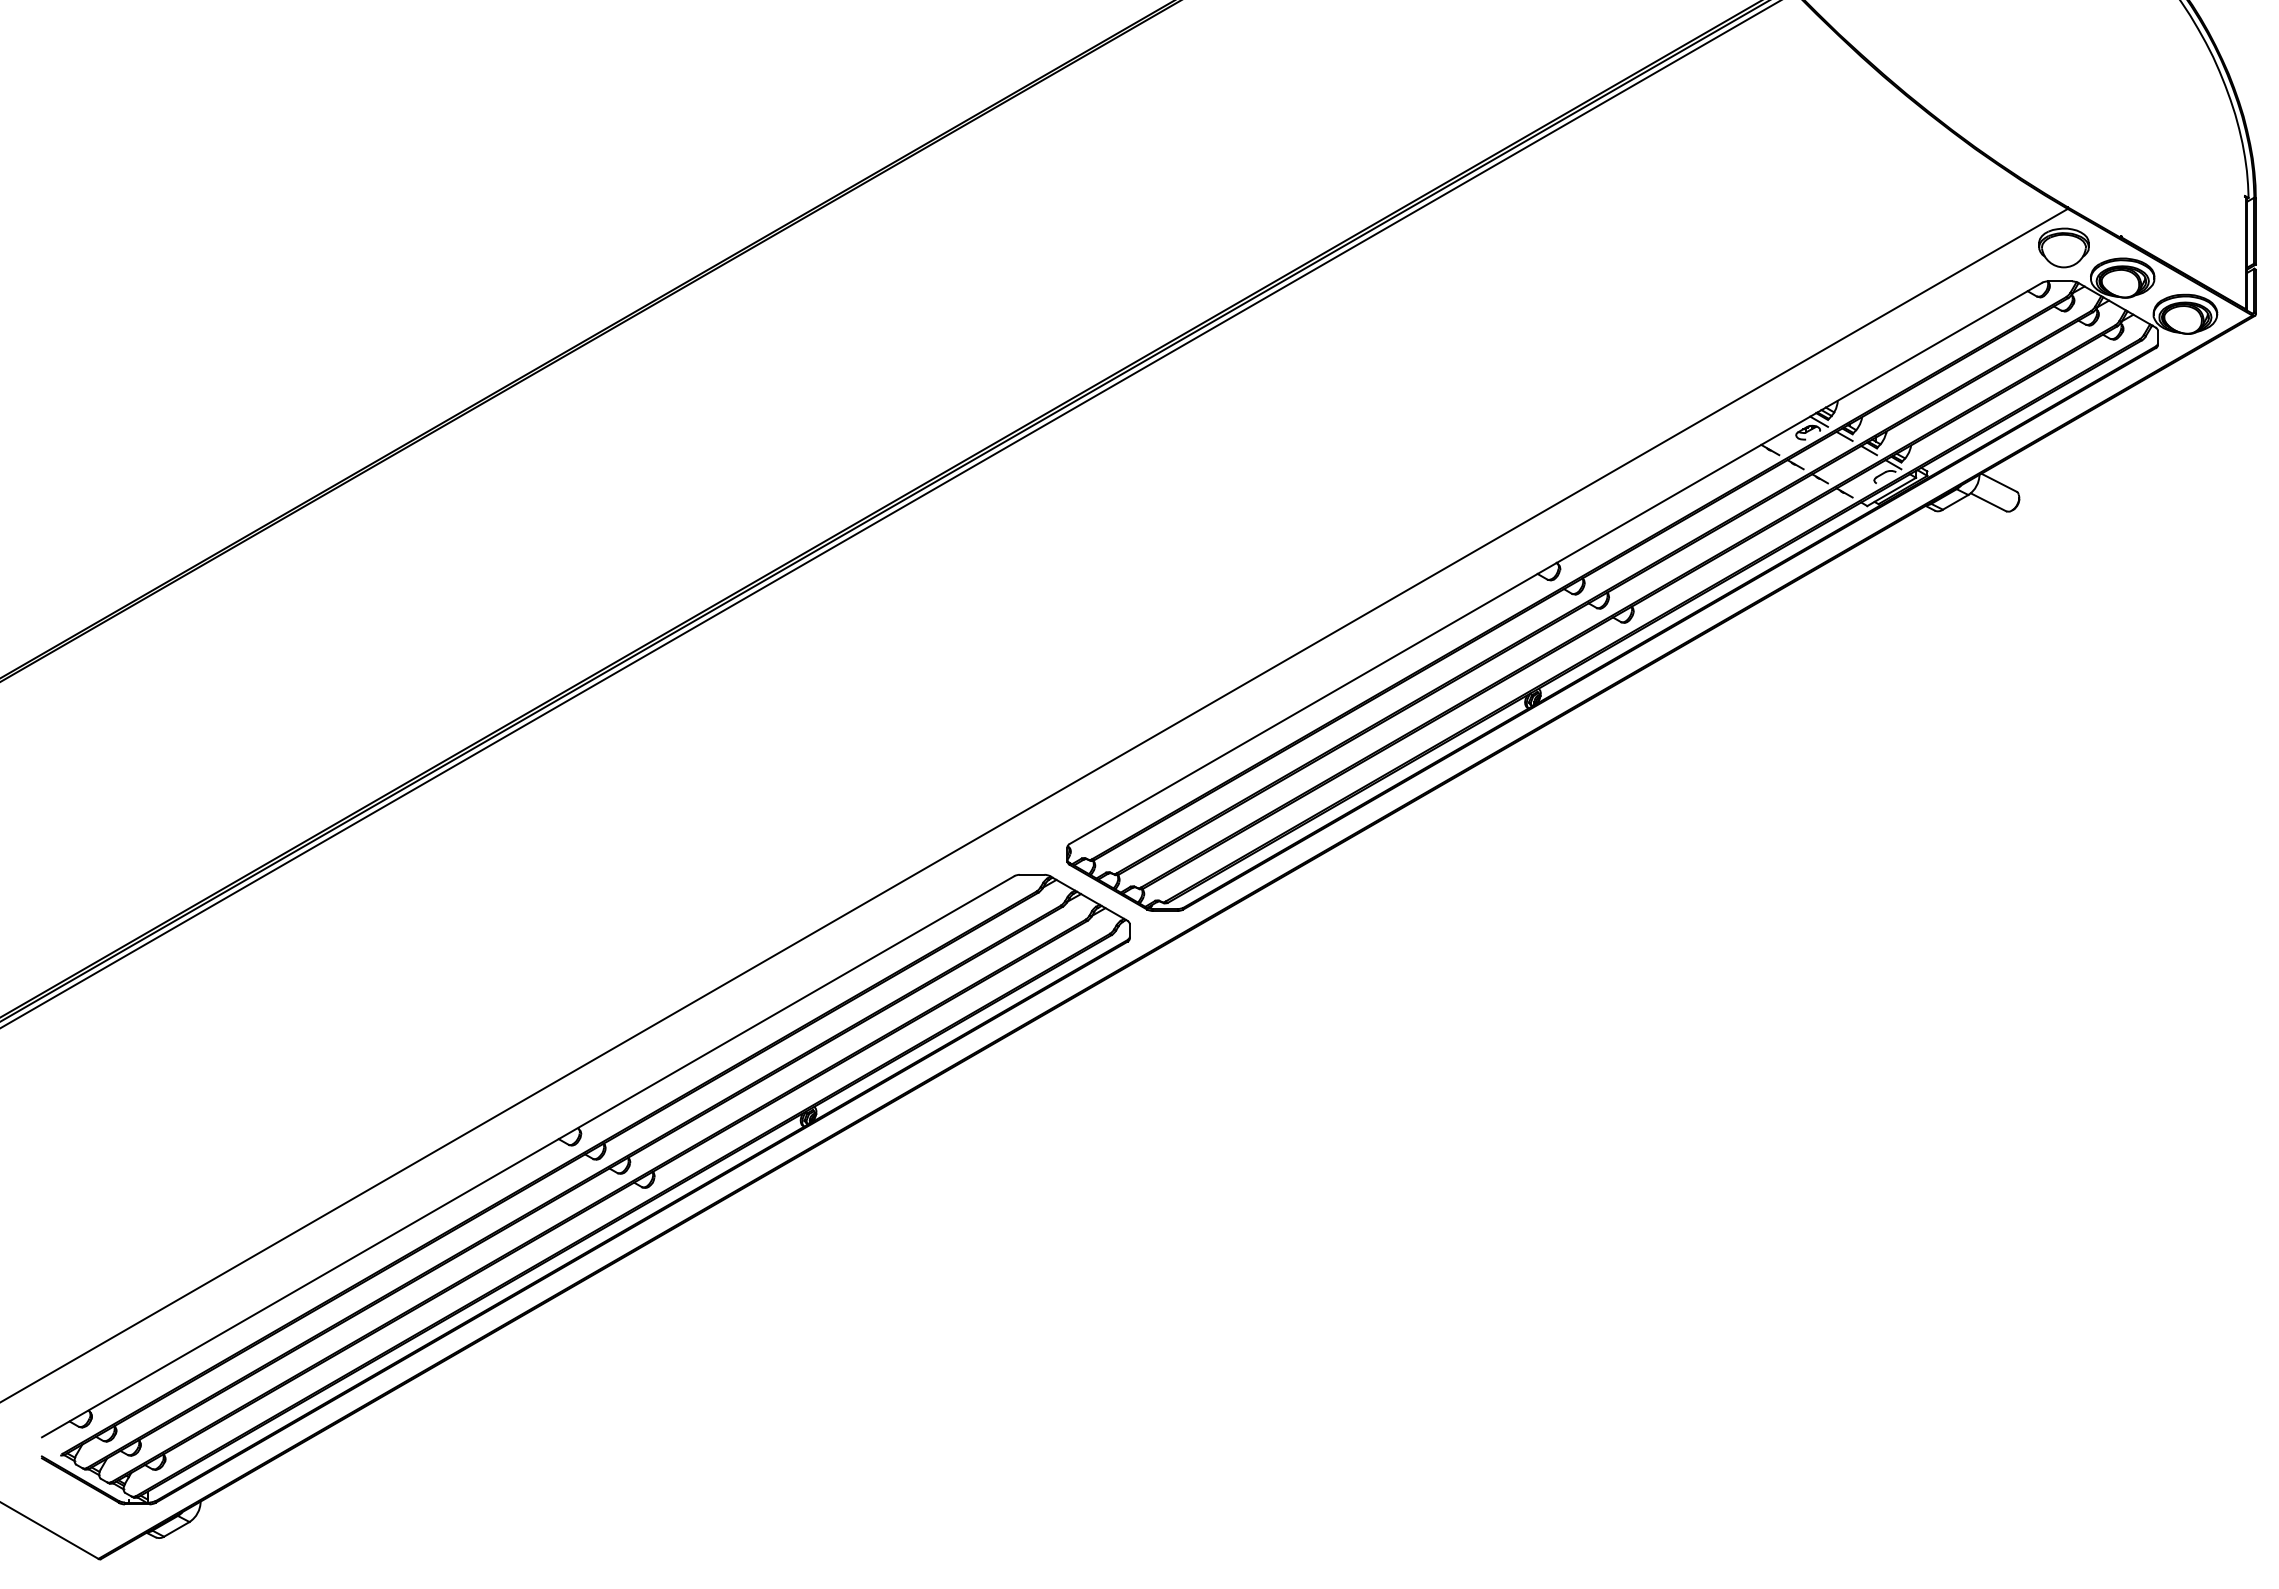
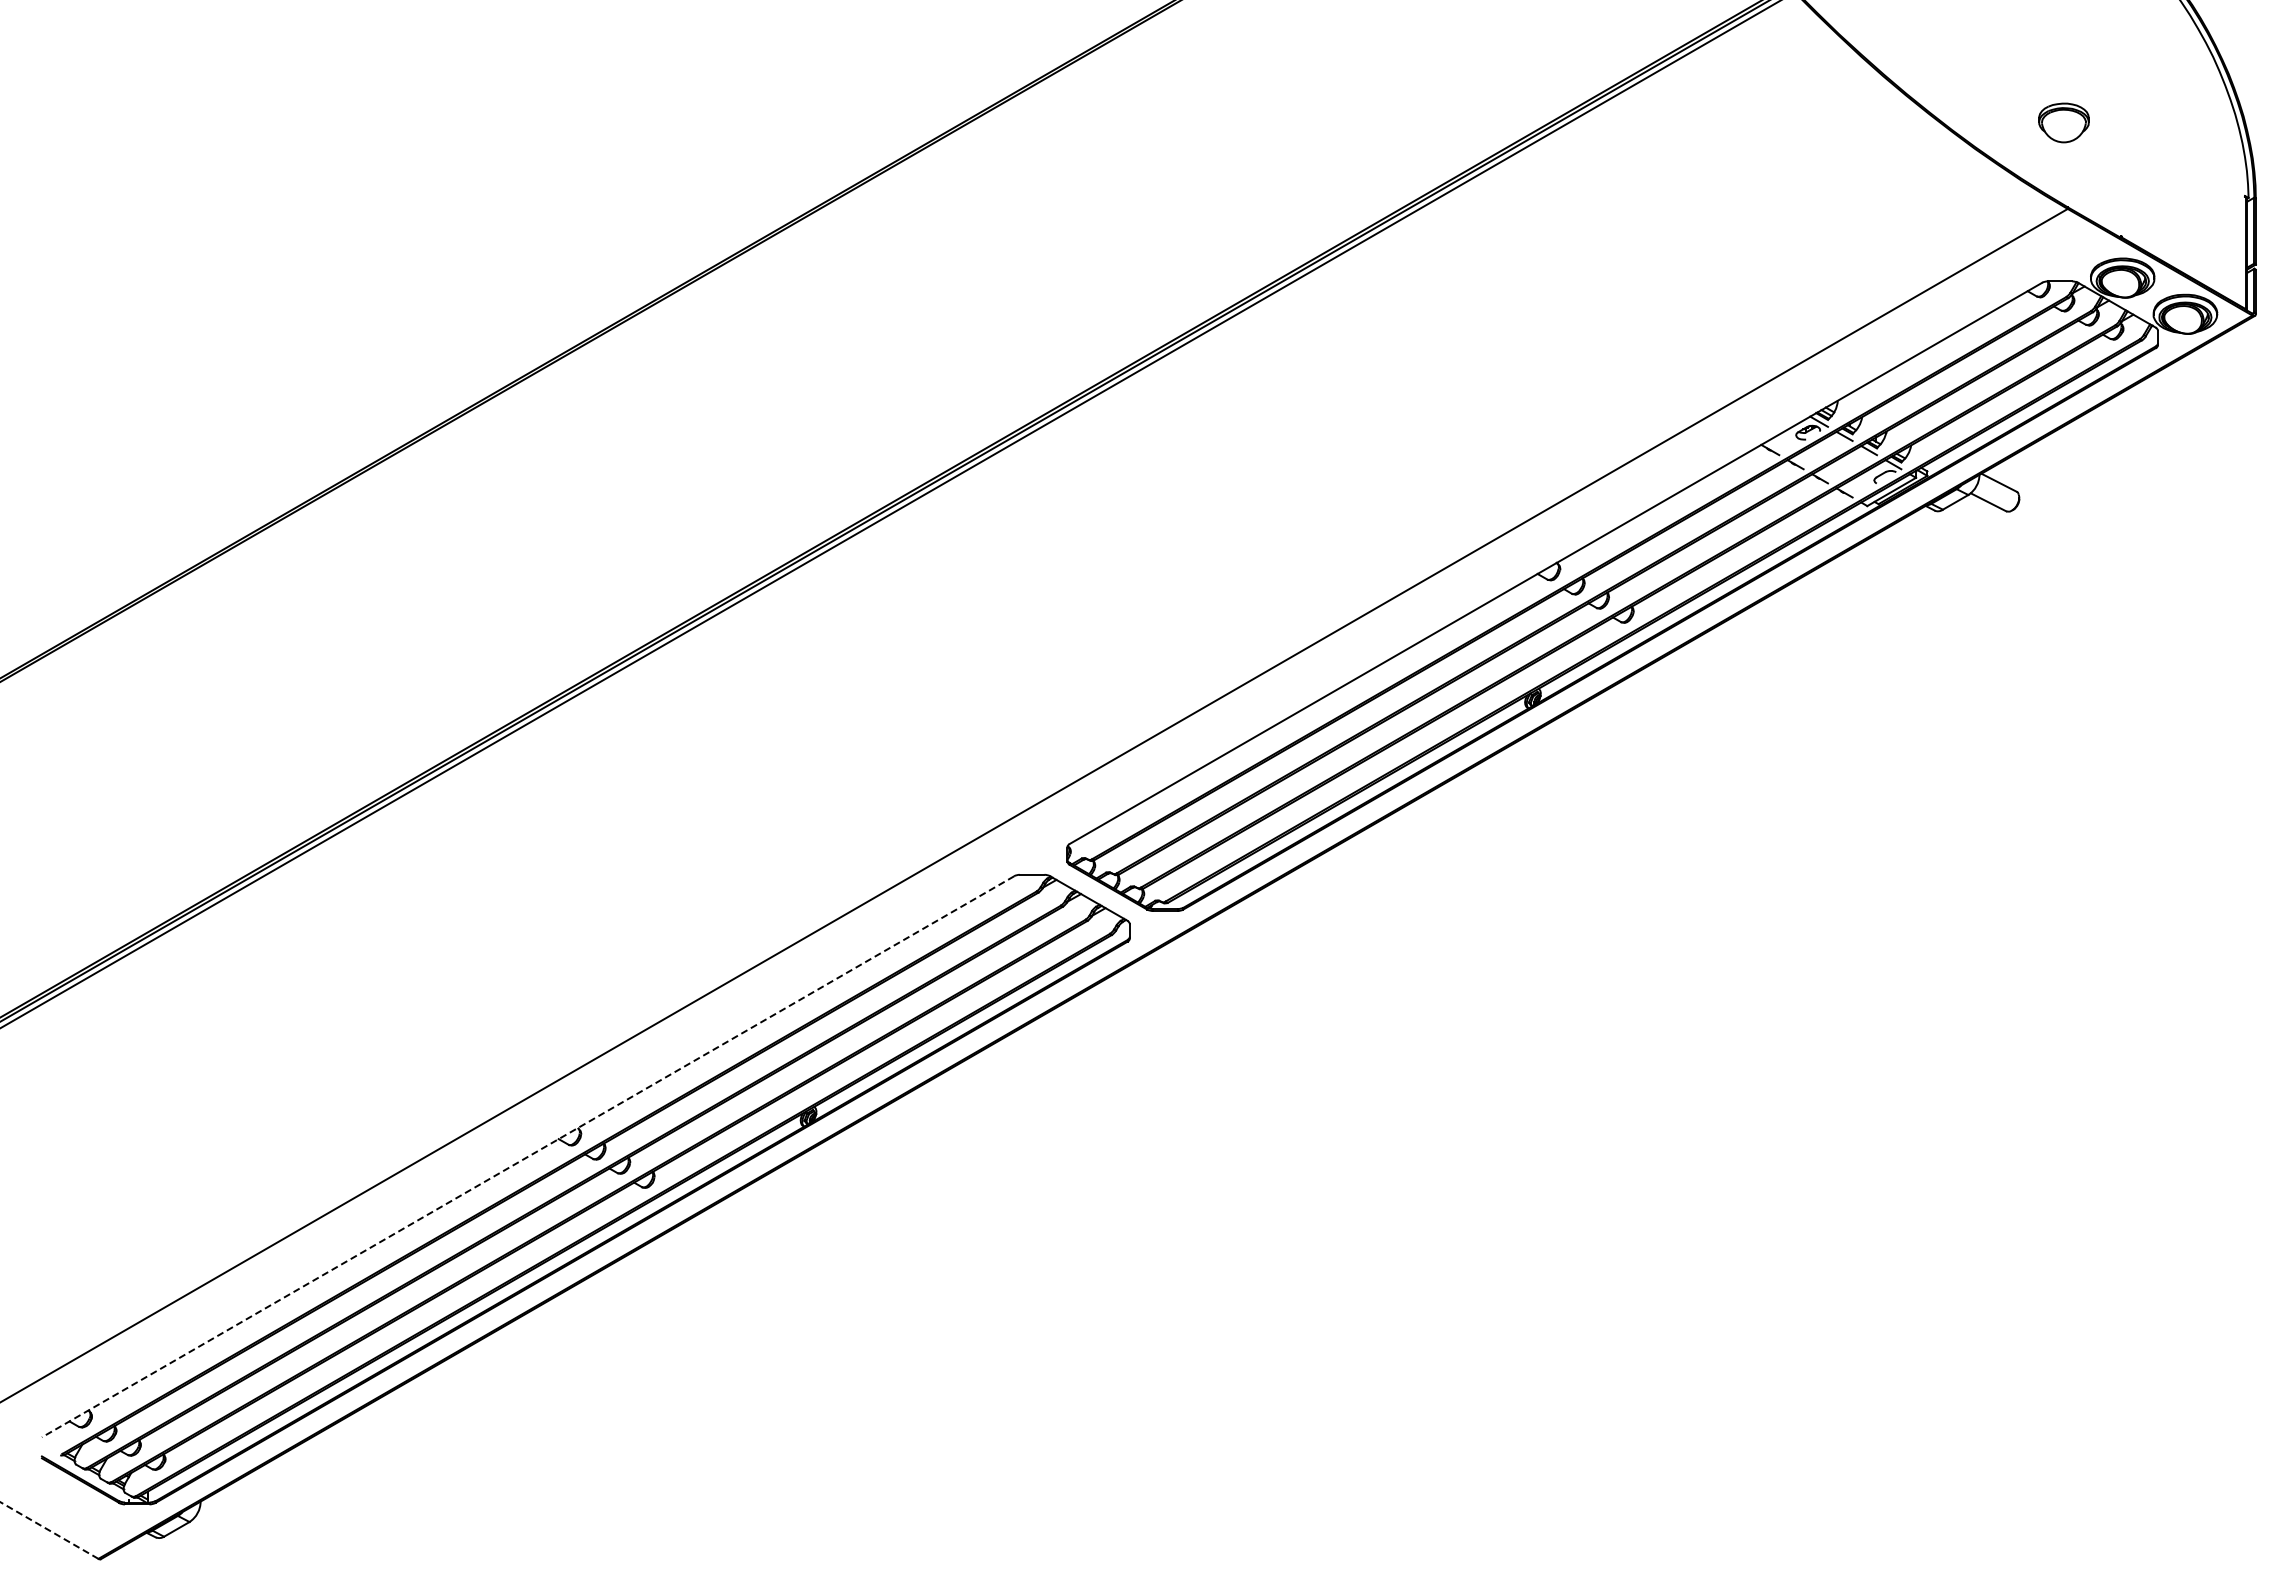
part position: (2063, 247) -> (2063, 122) (2063, 122)
line: solid -> dashed (527, 1157)
line: solid -> dashed (49, 1530)
